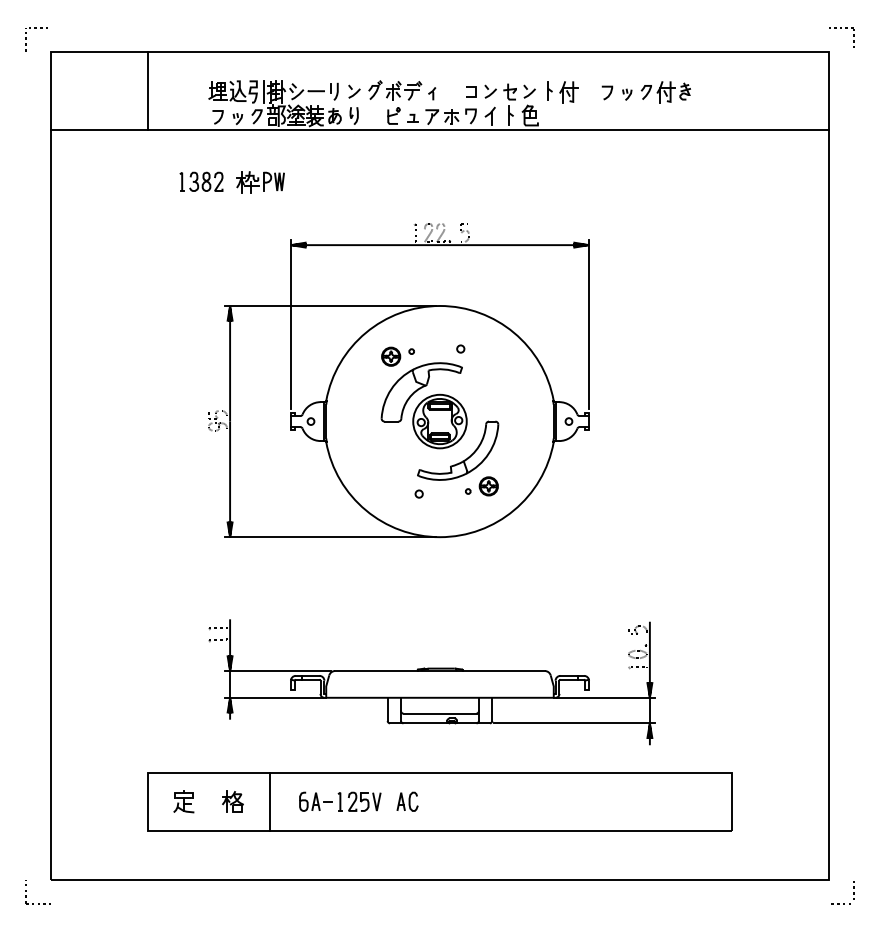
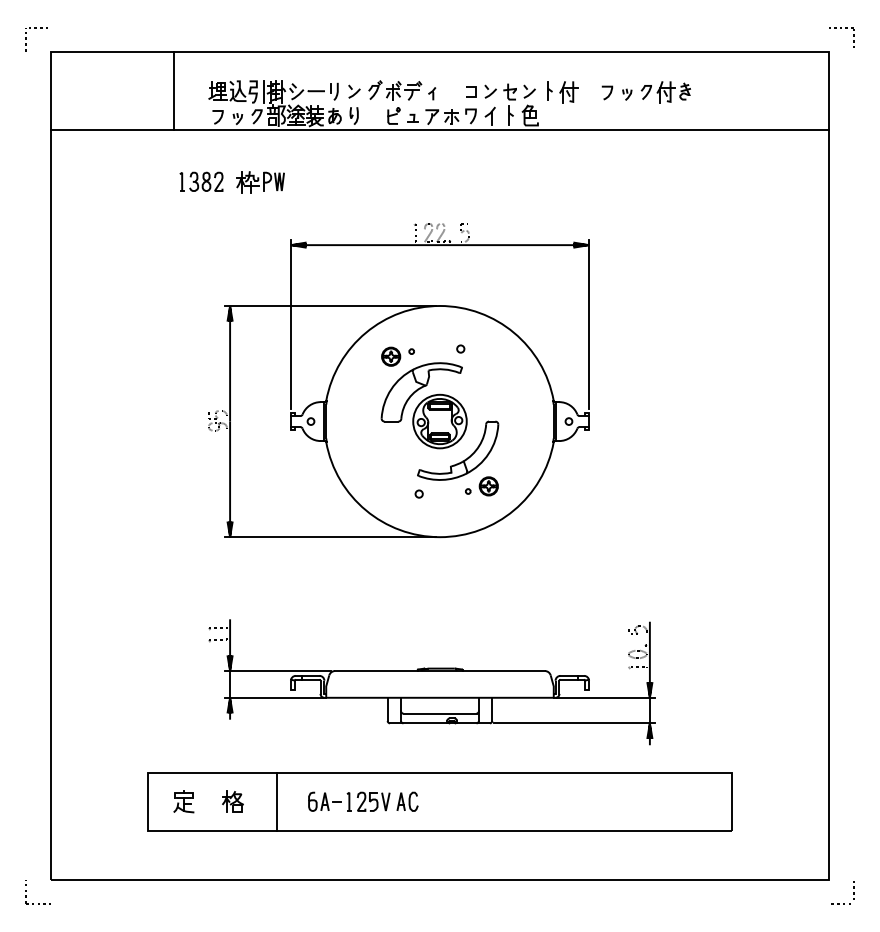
line position: (147, 91) -> (173, 91) (173, 91)
line position: (269, 801) -> (276, 801) (276, 801)
part position: (340, 801) -> (349, 801) (349, 801)
